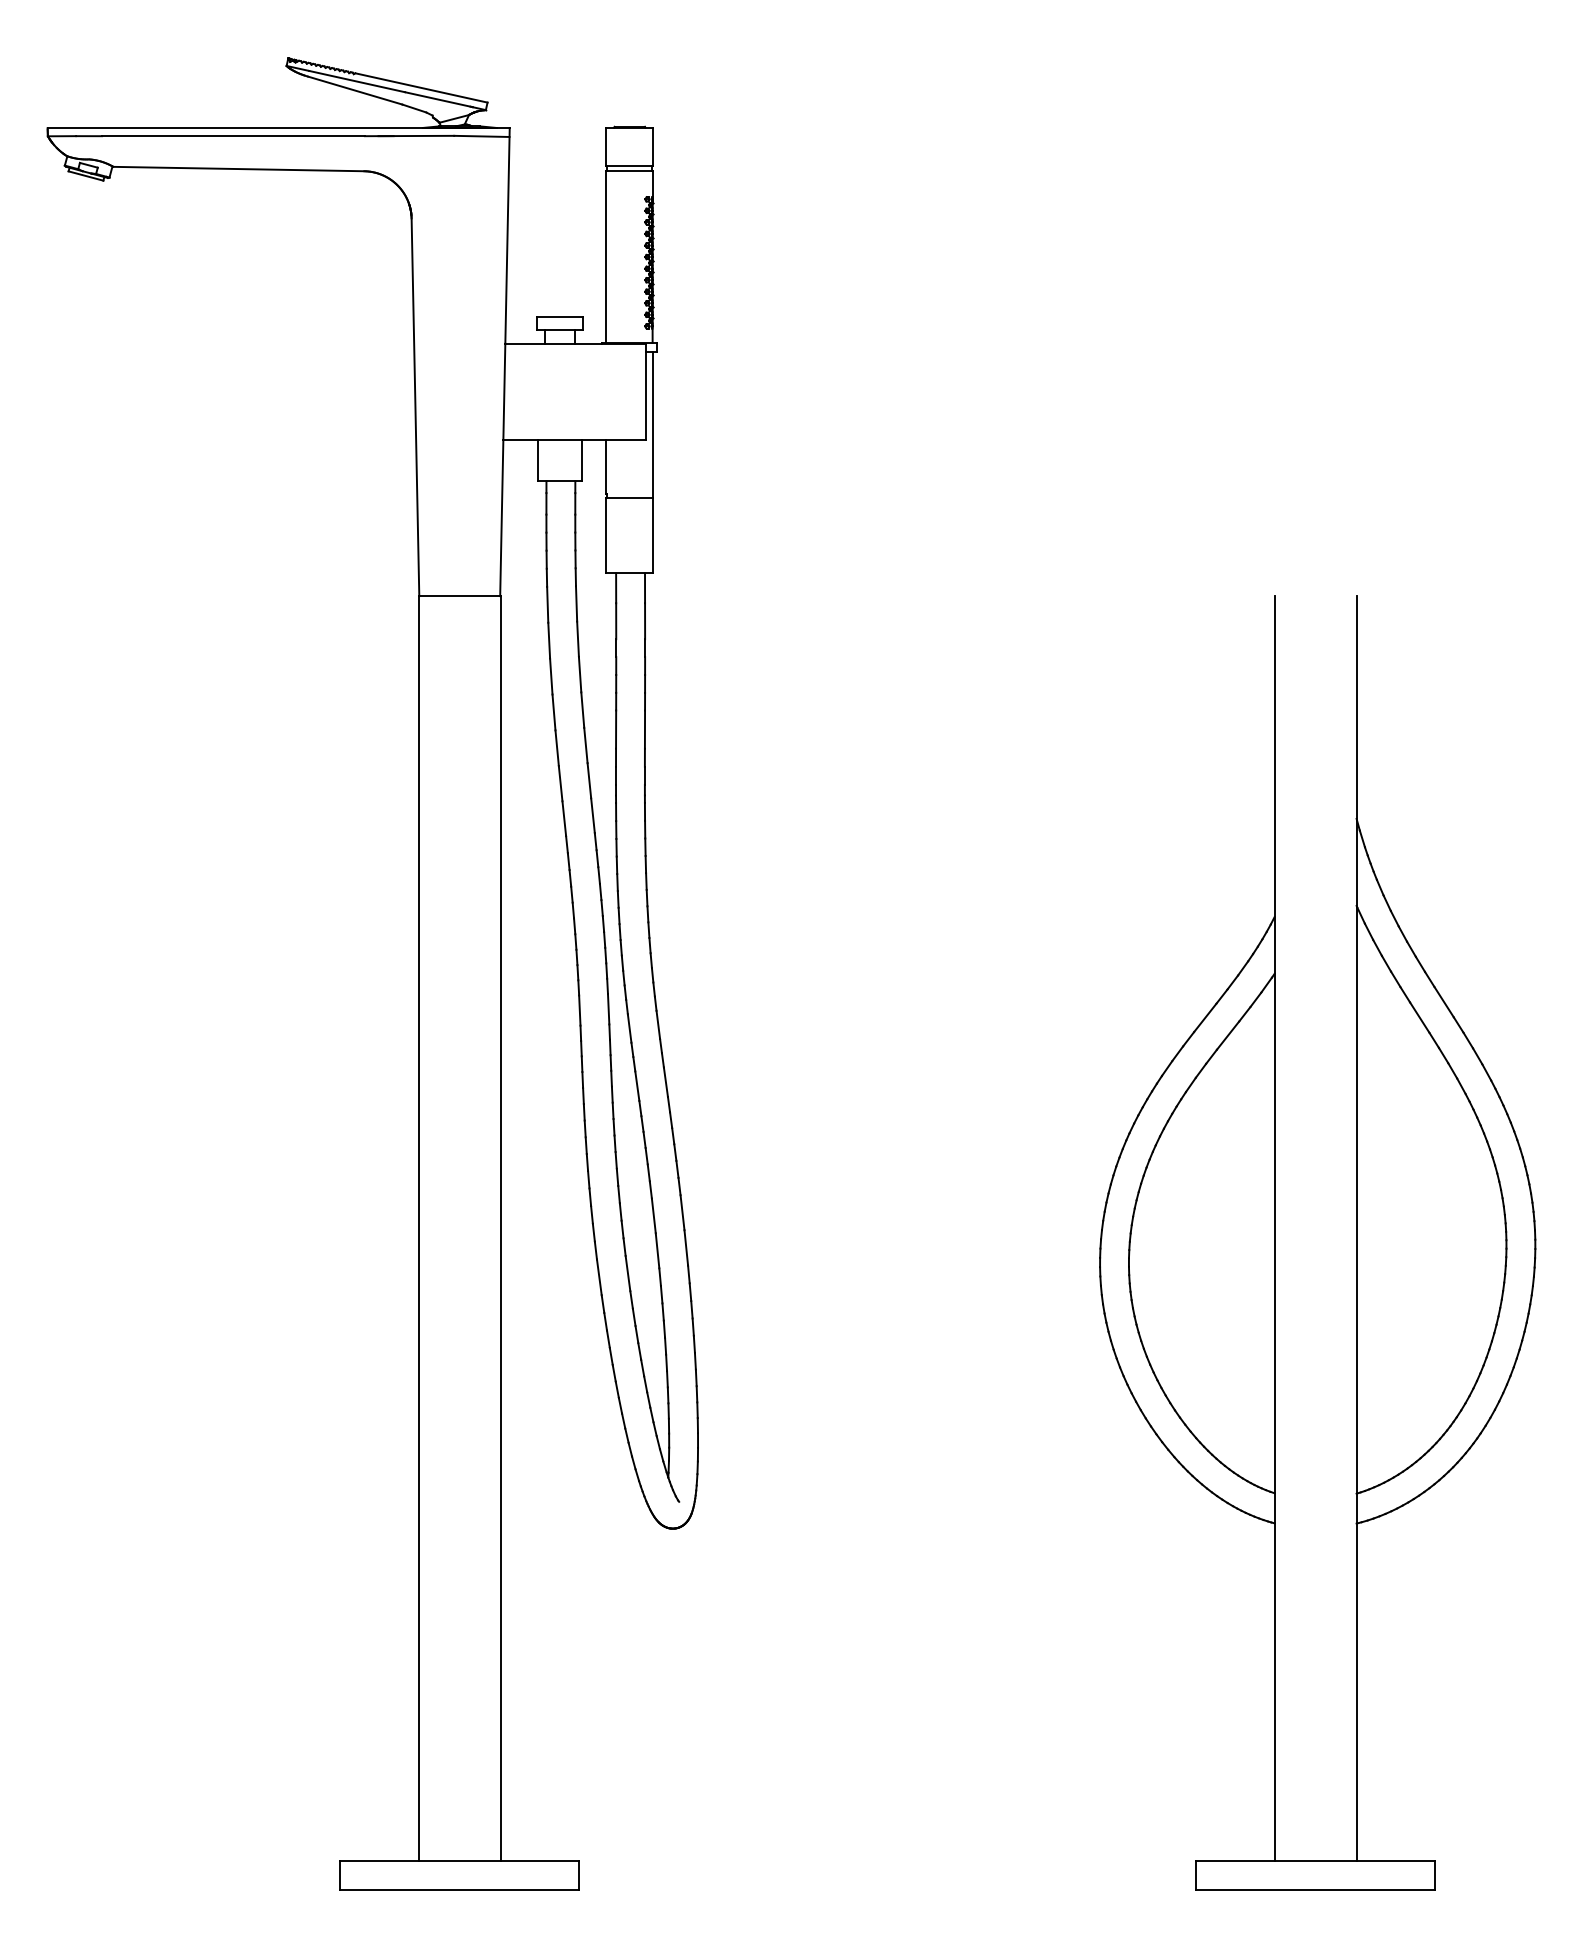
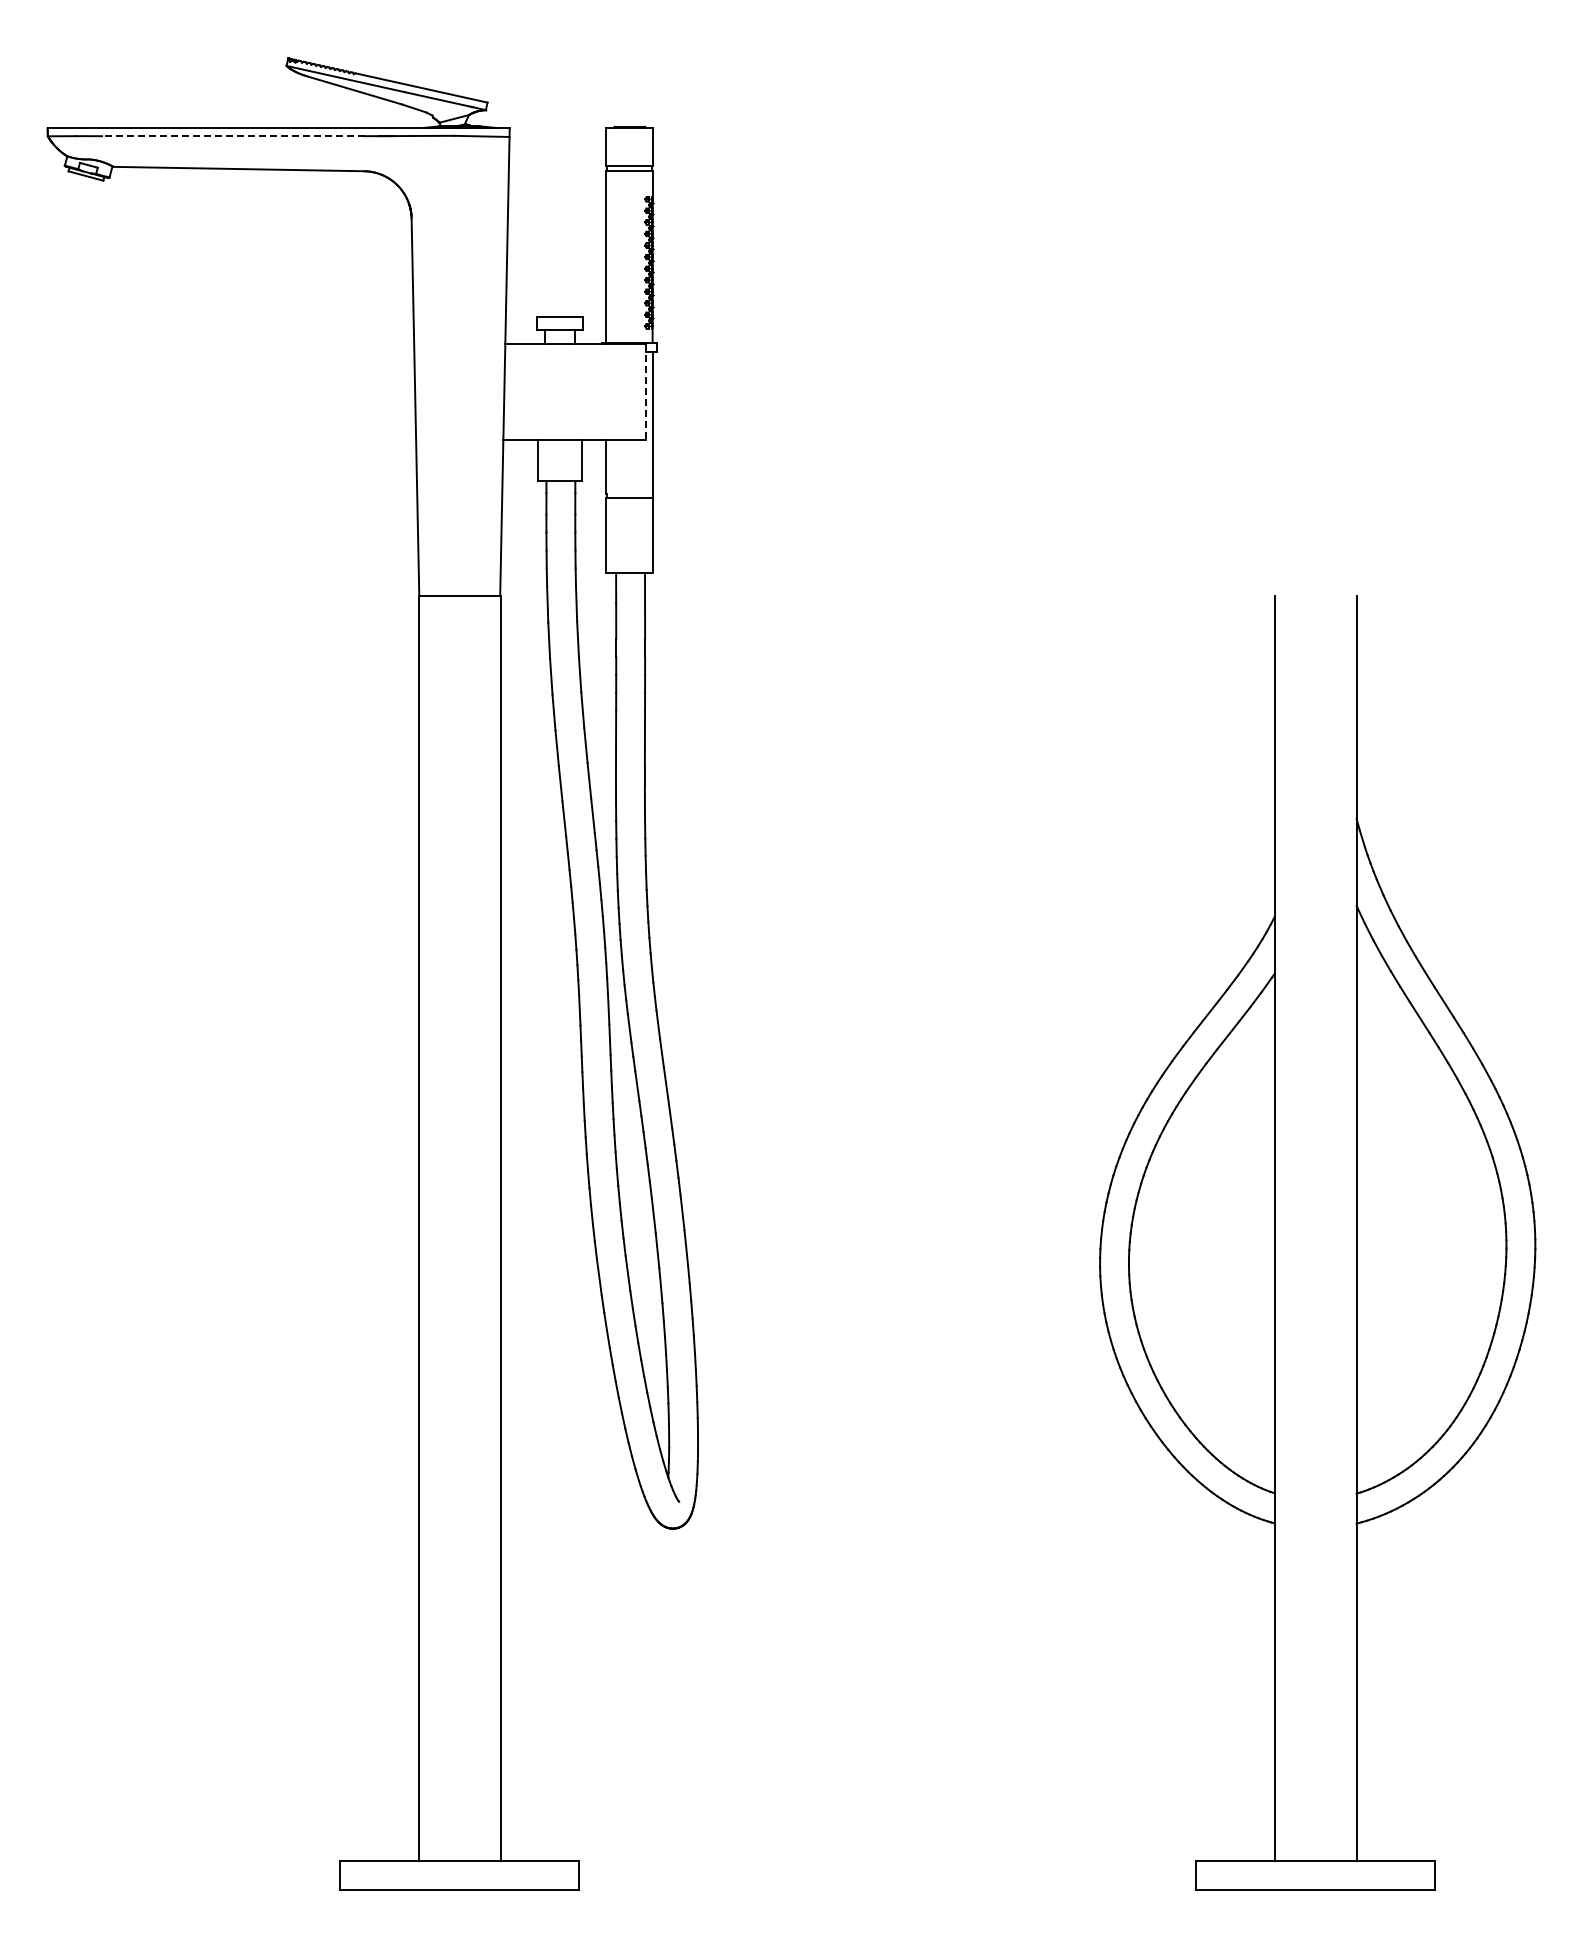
line: solid -> dashed (233, 136)
line: solid -> dashed (646, 392)
